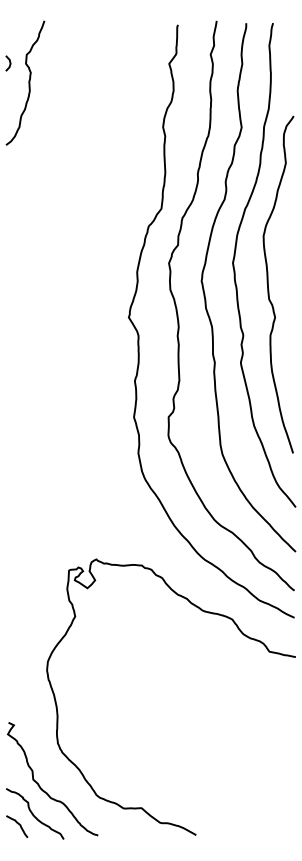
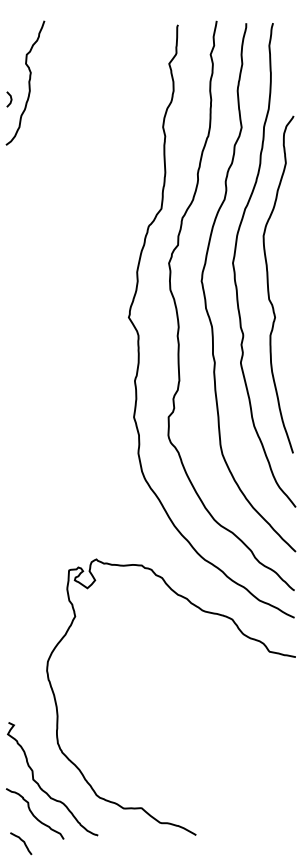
line position: (9, 63) -> (10, 99) (10, 99)
curve position: (17, 824) -> (21, 841) (21, 841)
